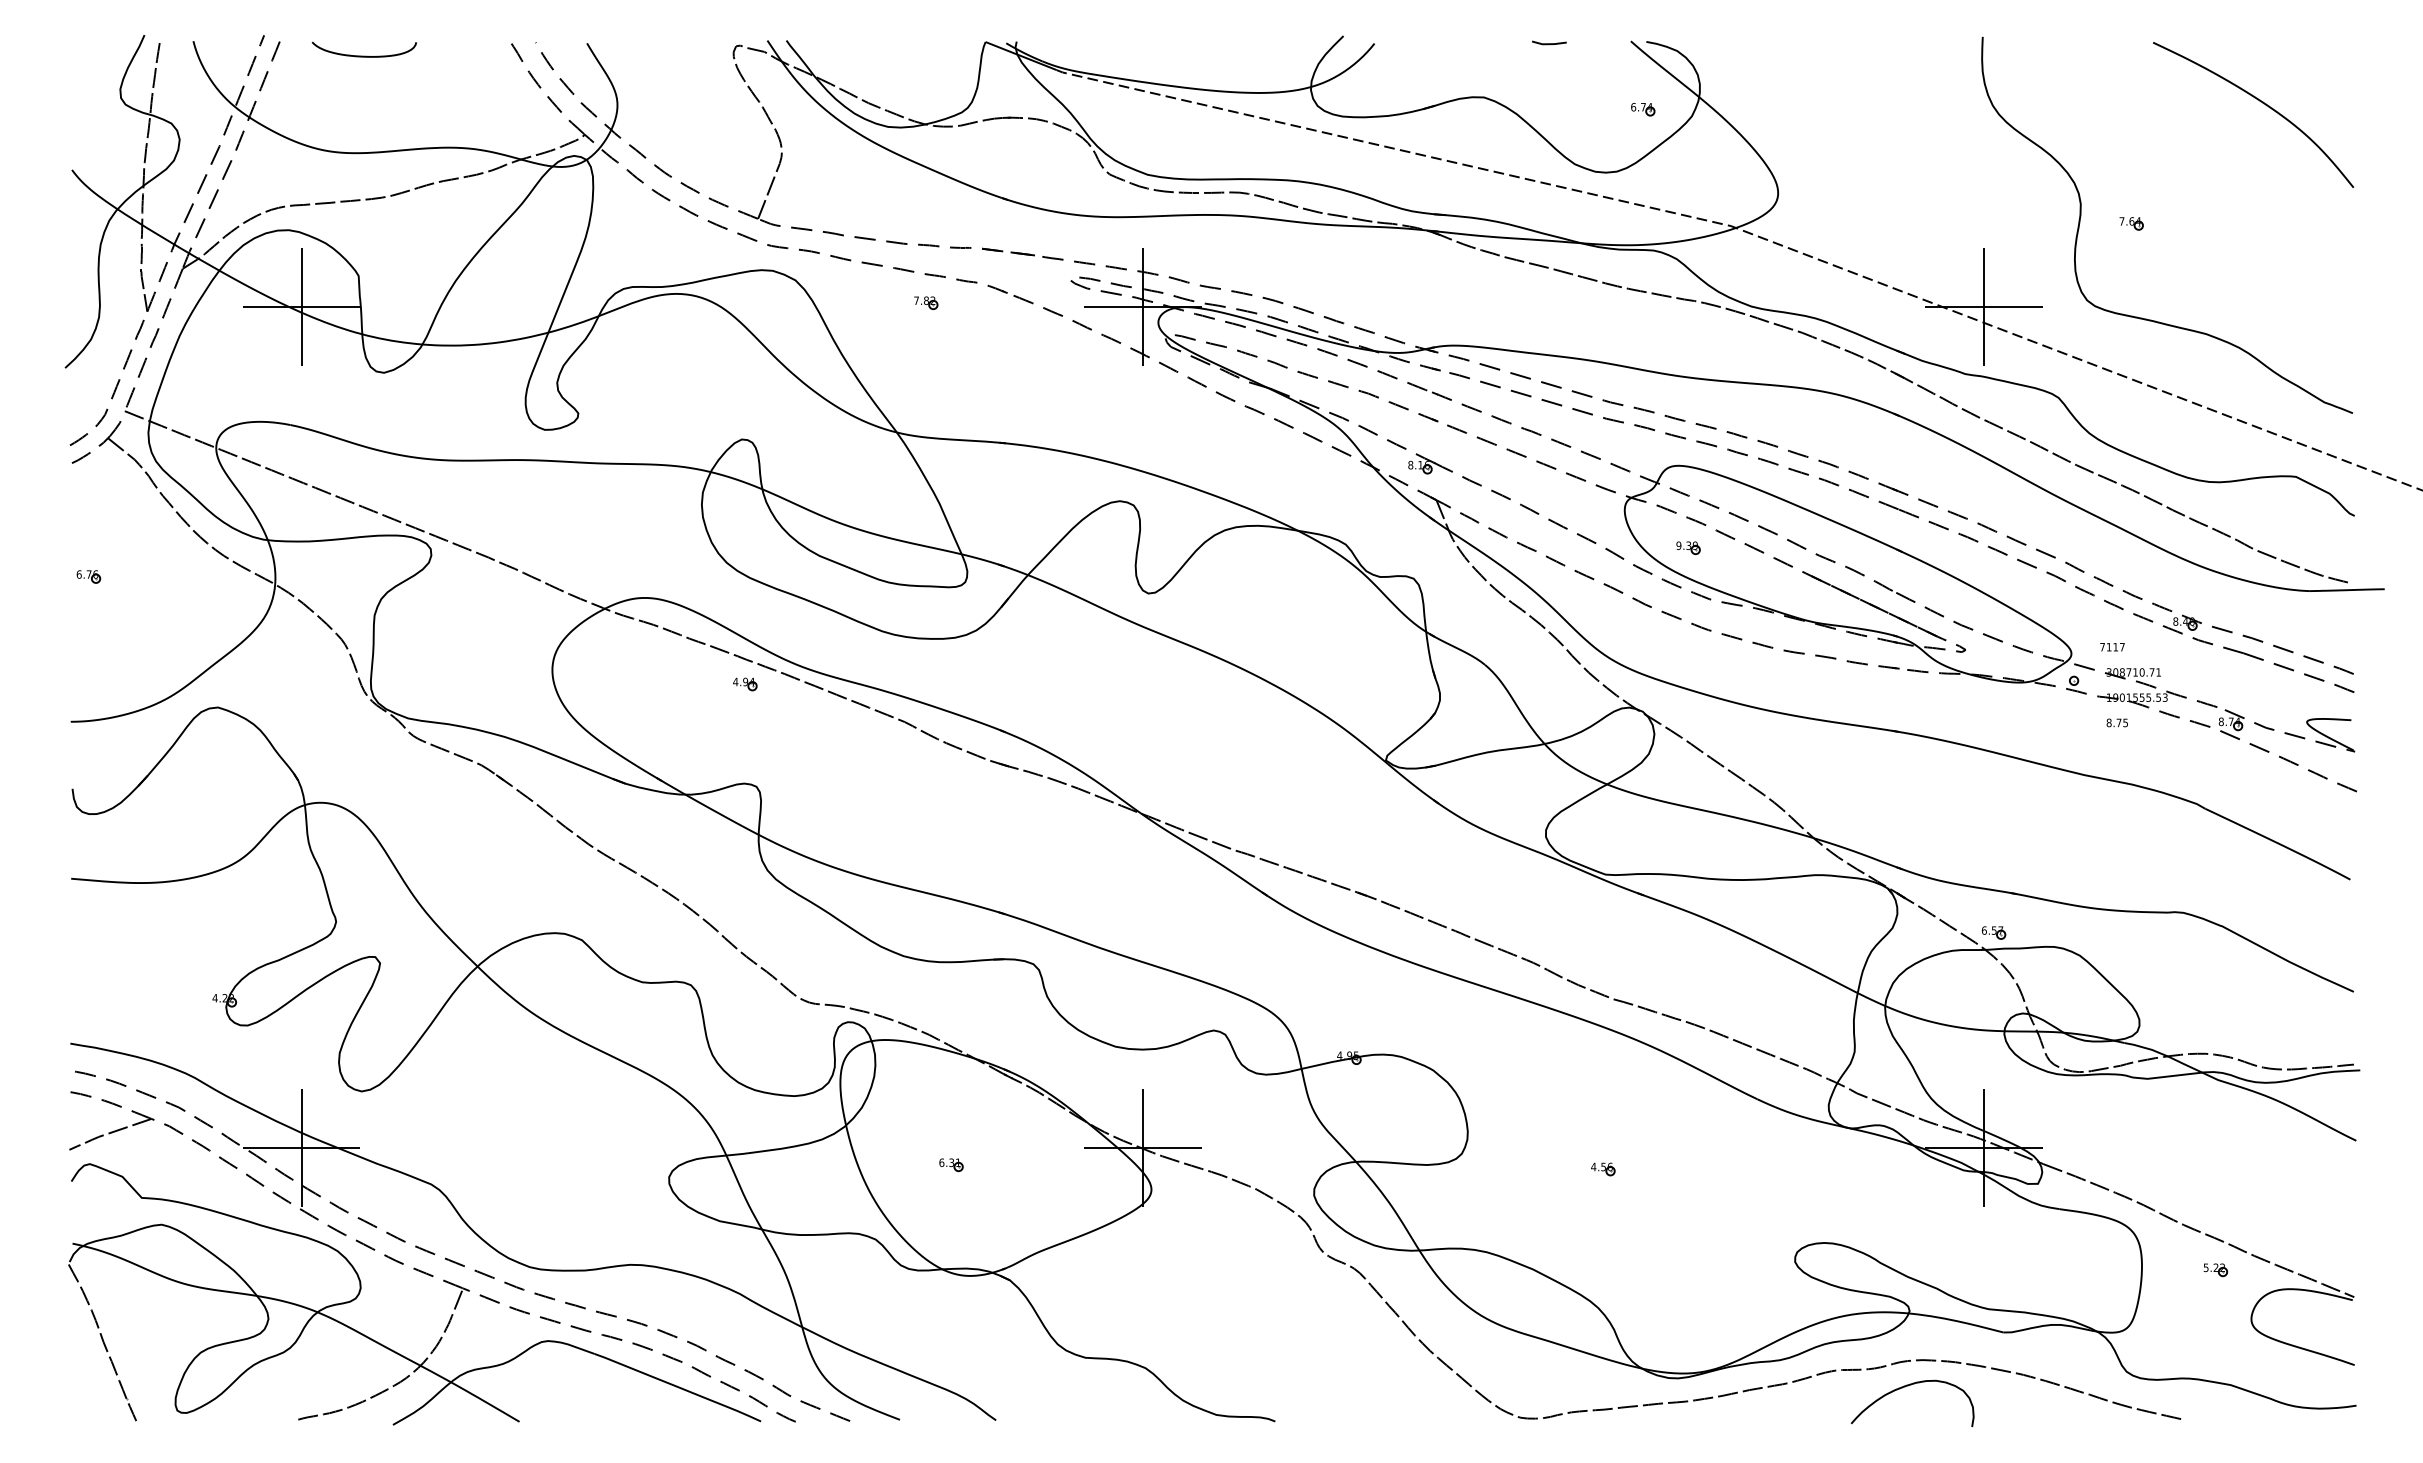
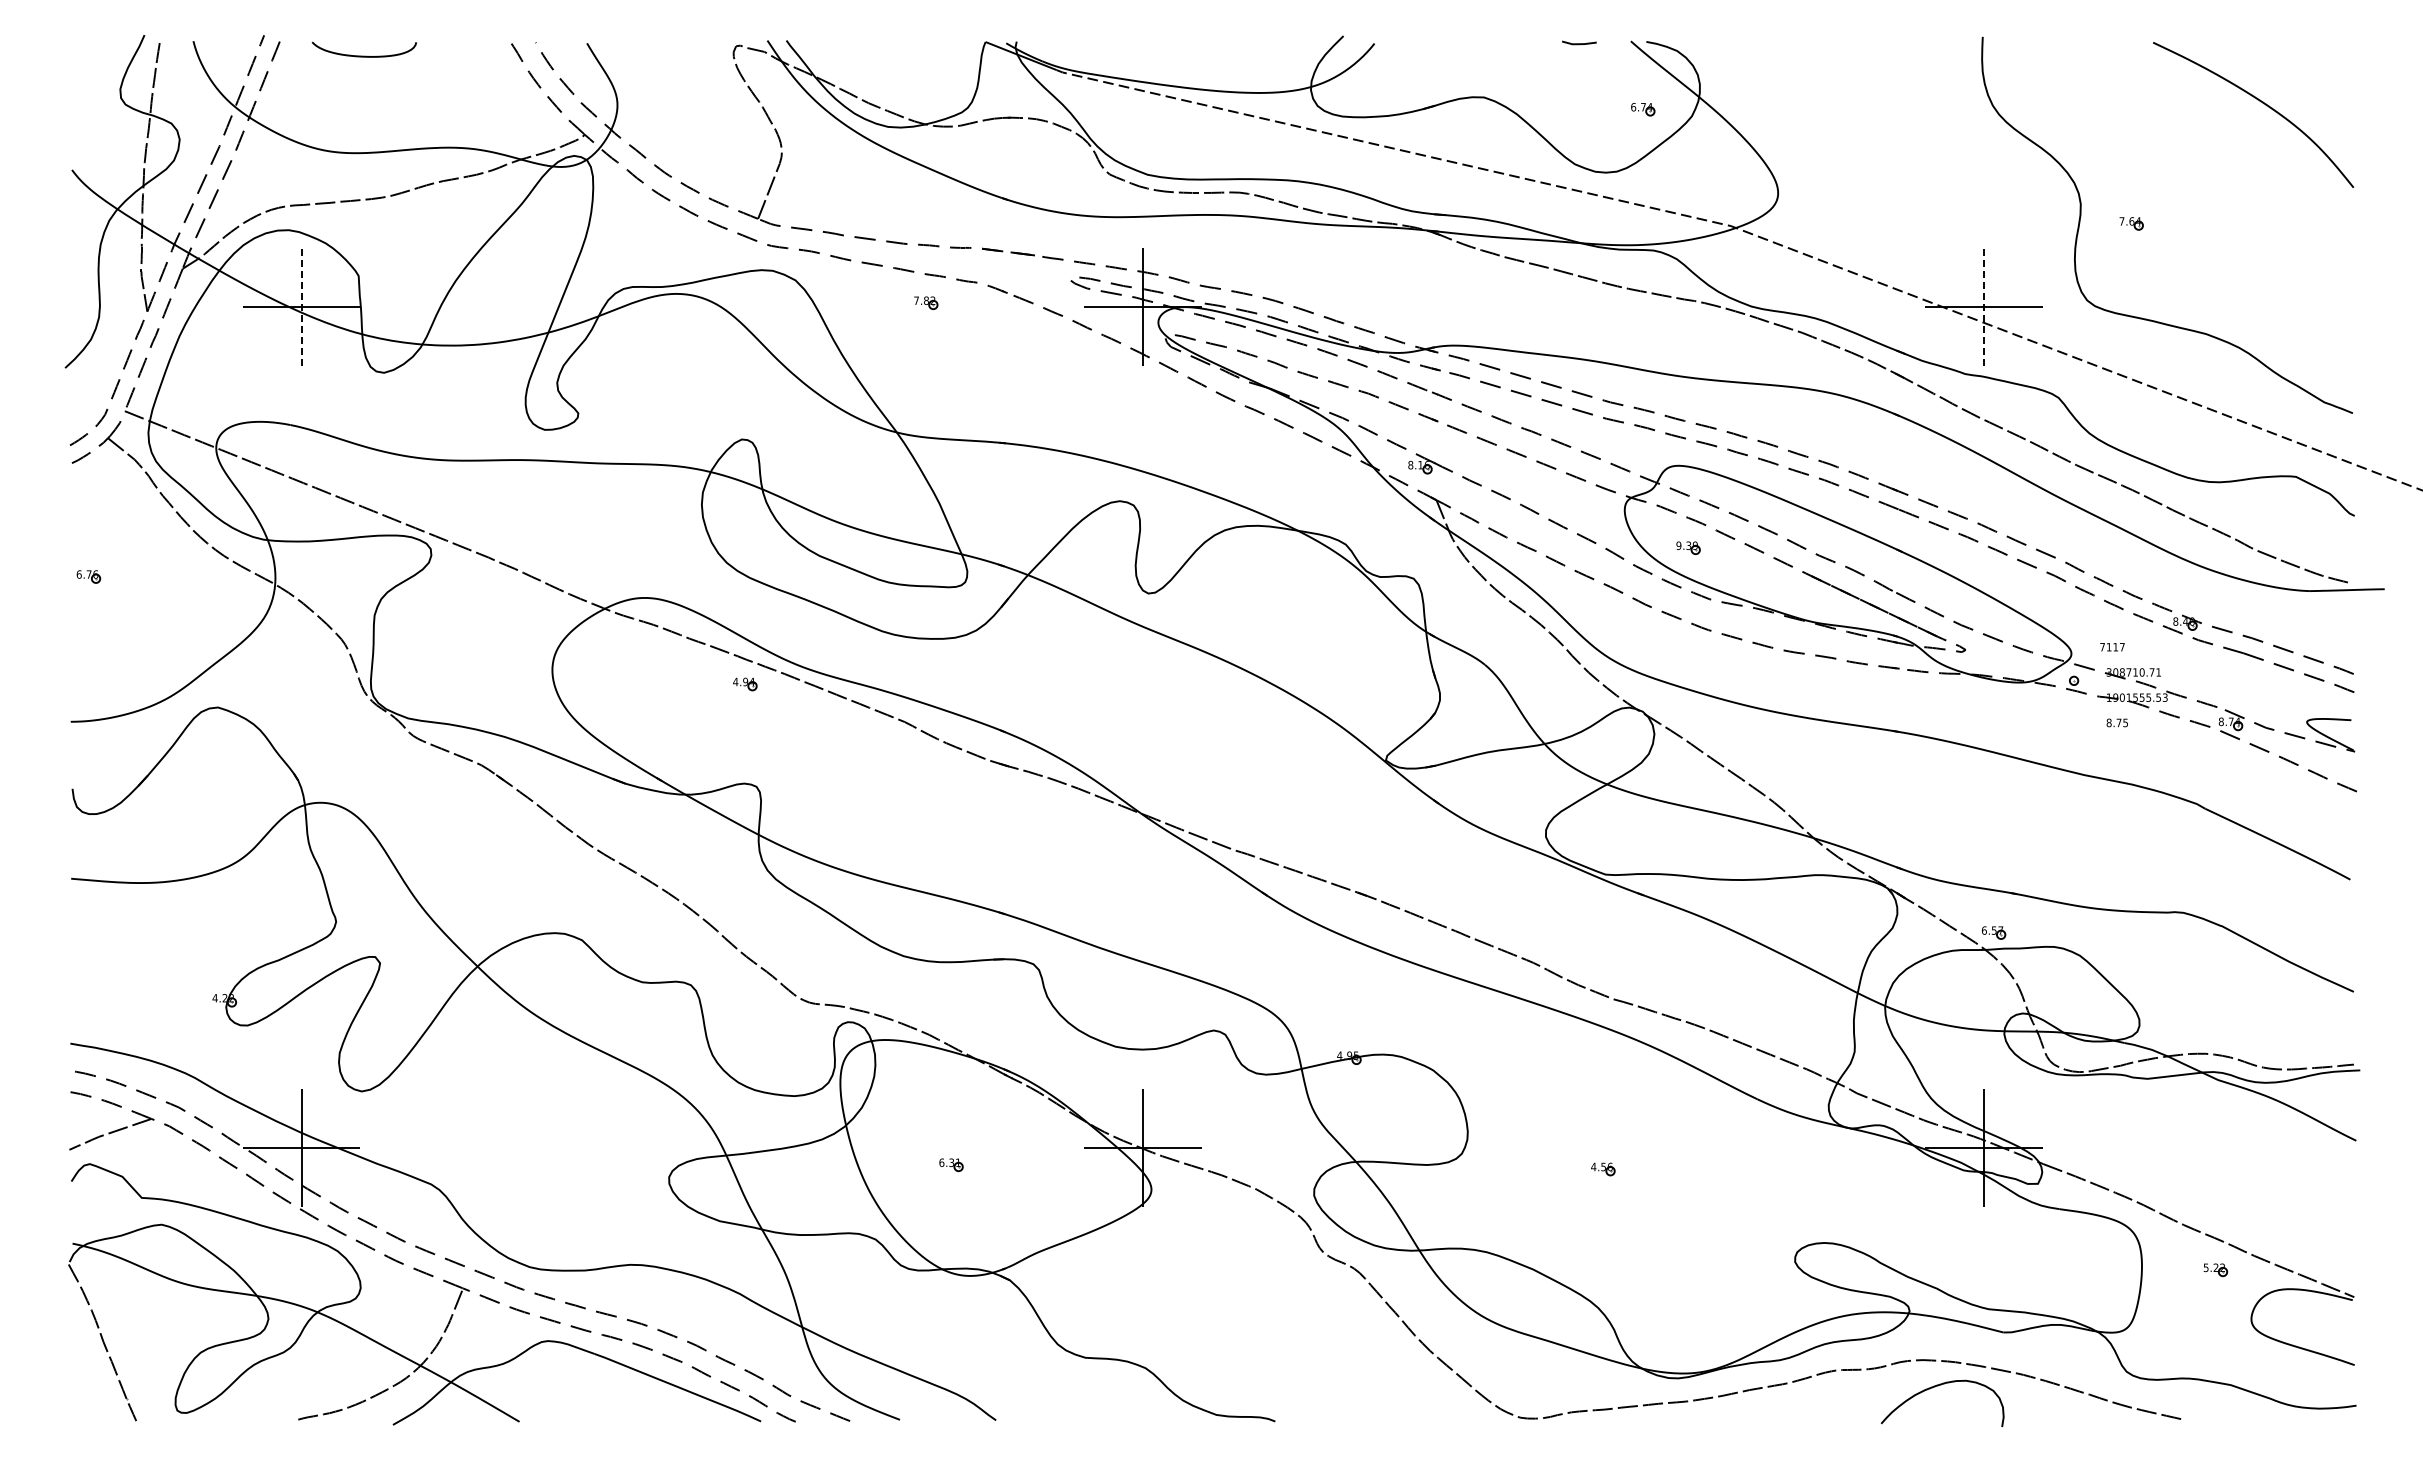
line position: (1549, 43) -> (1579, 43) (1579, 43)
line: solid -> dashed (301, 306)
line: solid -> dashed (1983, 306)
curve position: (1908, 1386) -> (1938, 1386) (1938, 1386)
